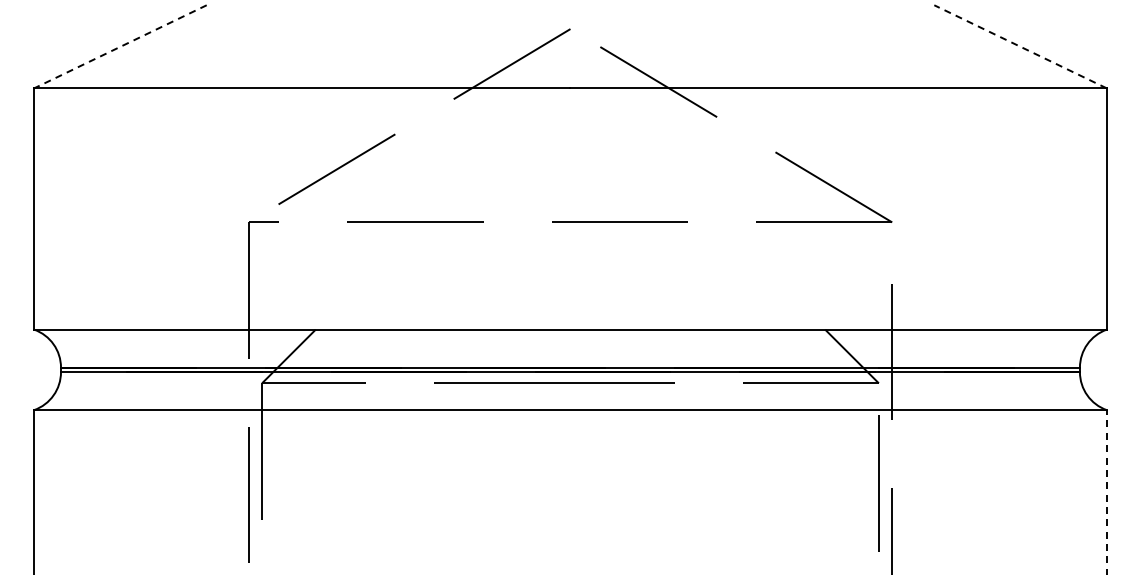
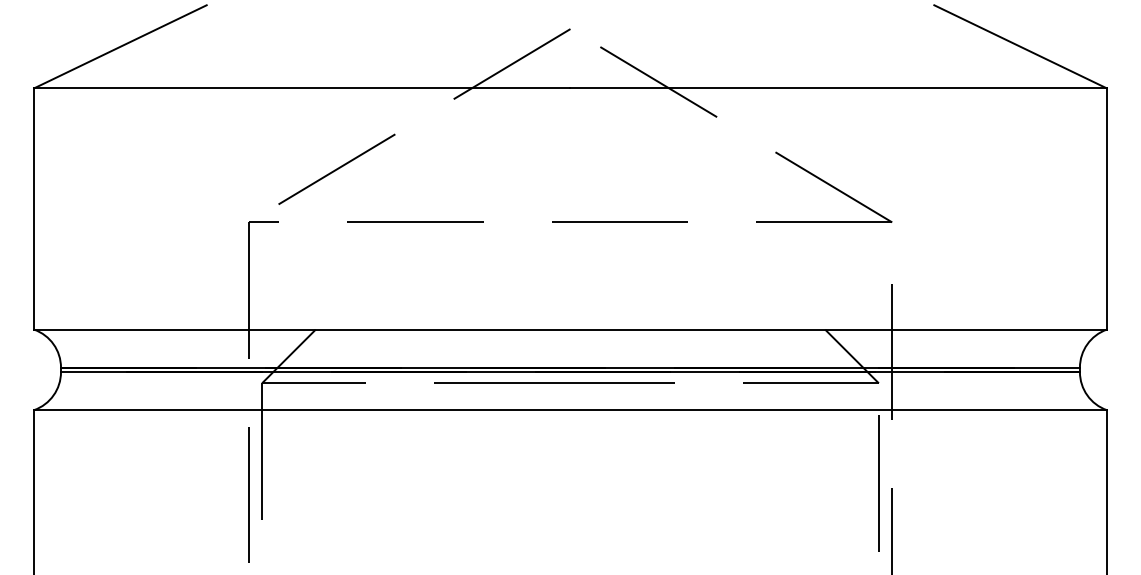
line: dashed -> solid (120, 46)
line: dashed -> solid (1020, 46)
line: dashed -> solid (1106, 492)
